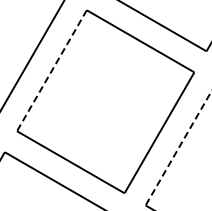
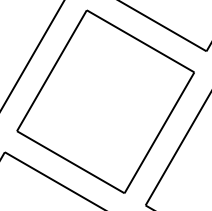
line: dashed -> solid (51, 70)
line: dashed -> solid (178, 148)
